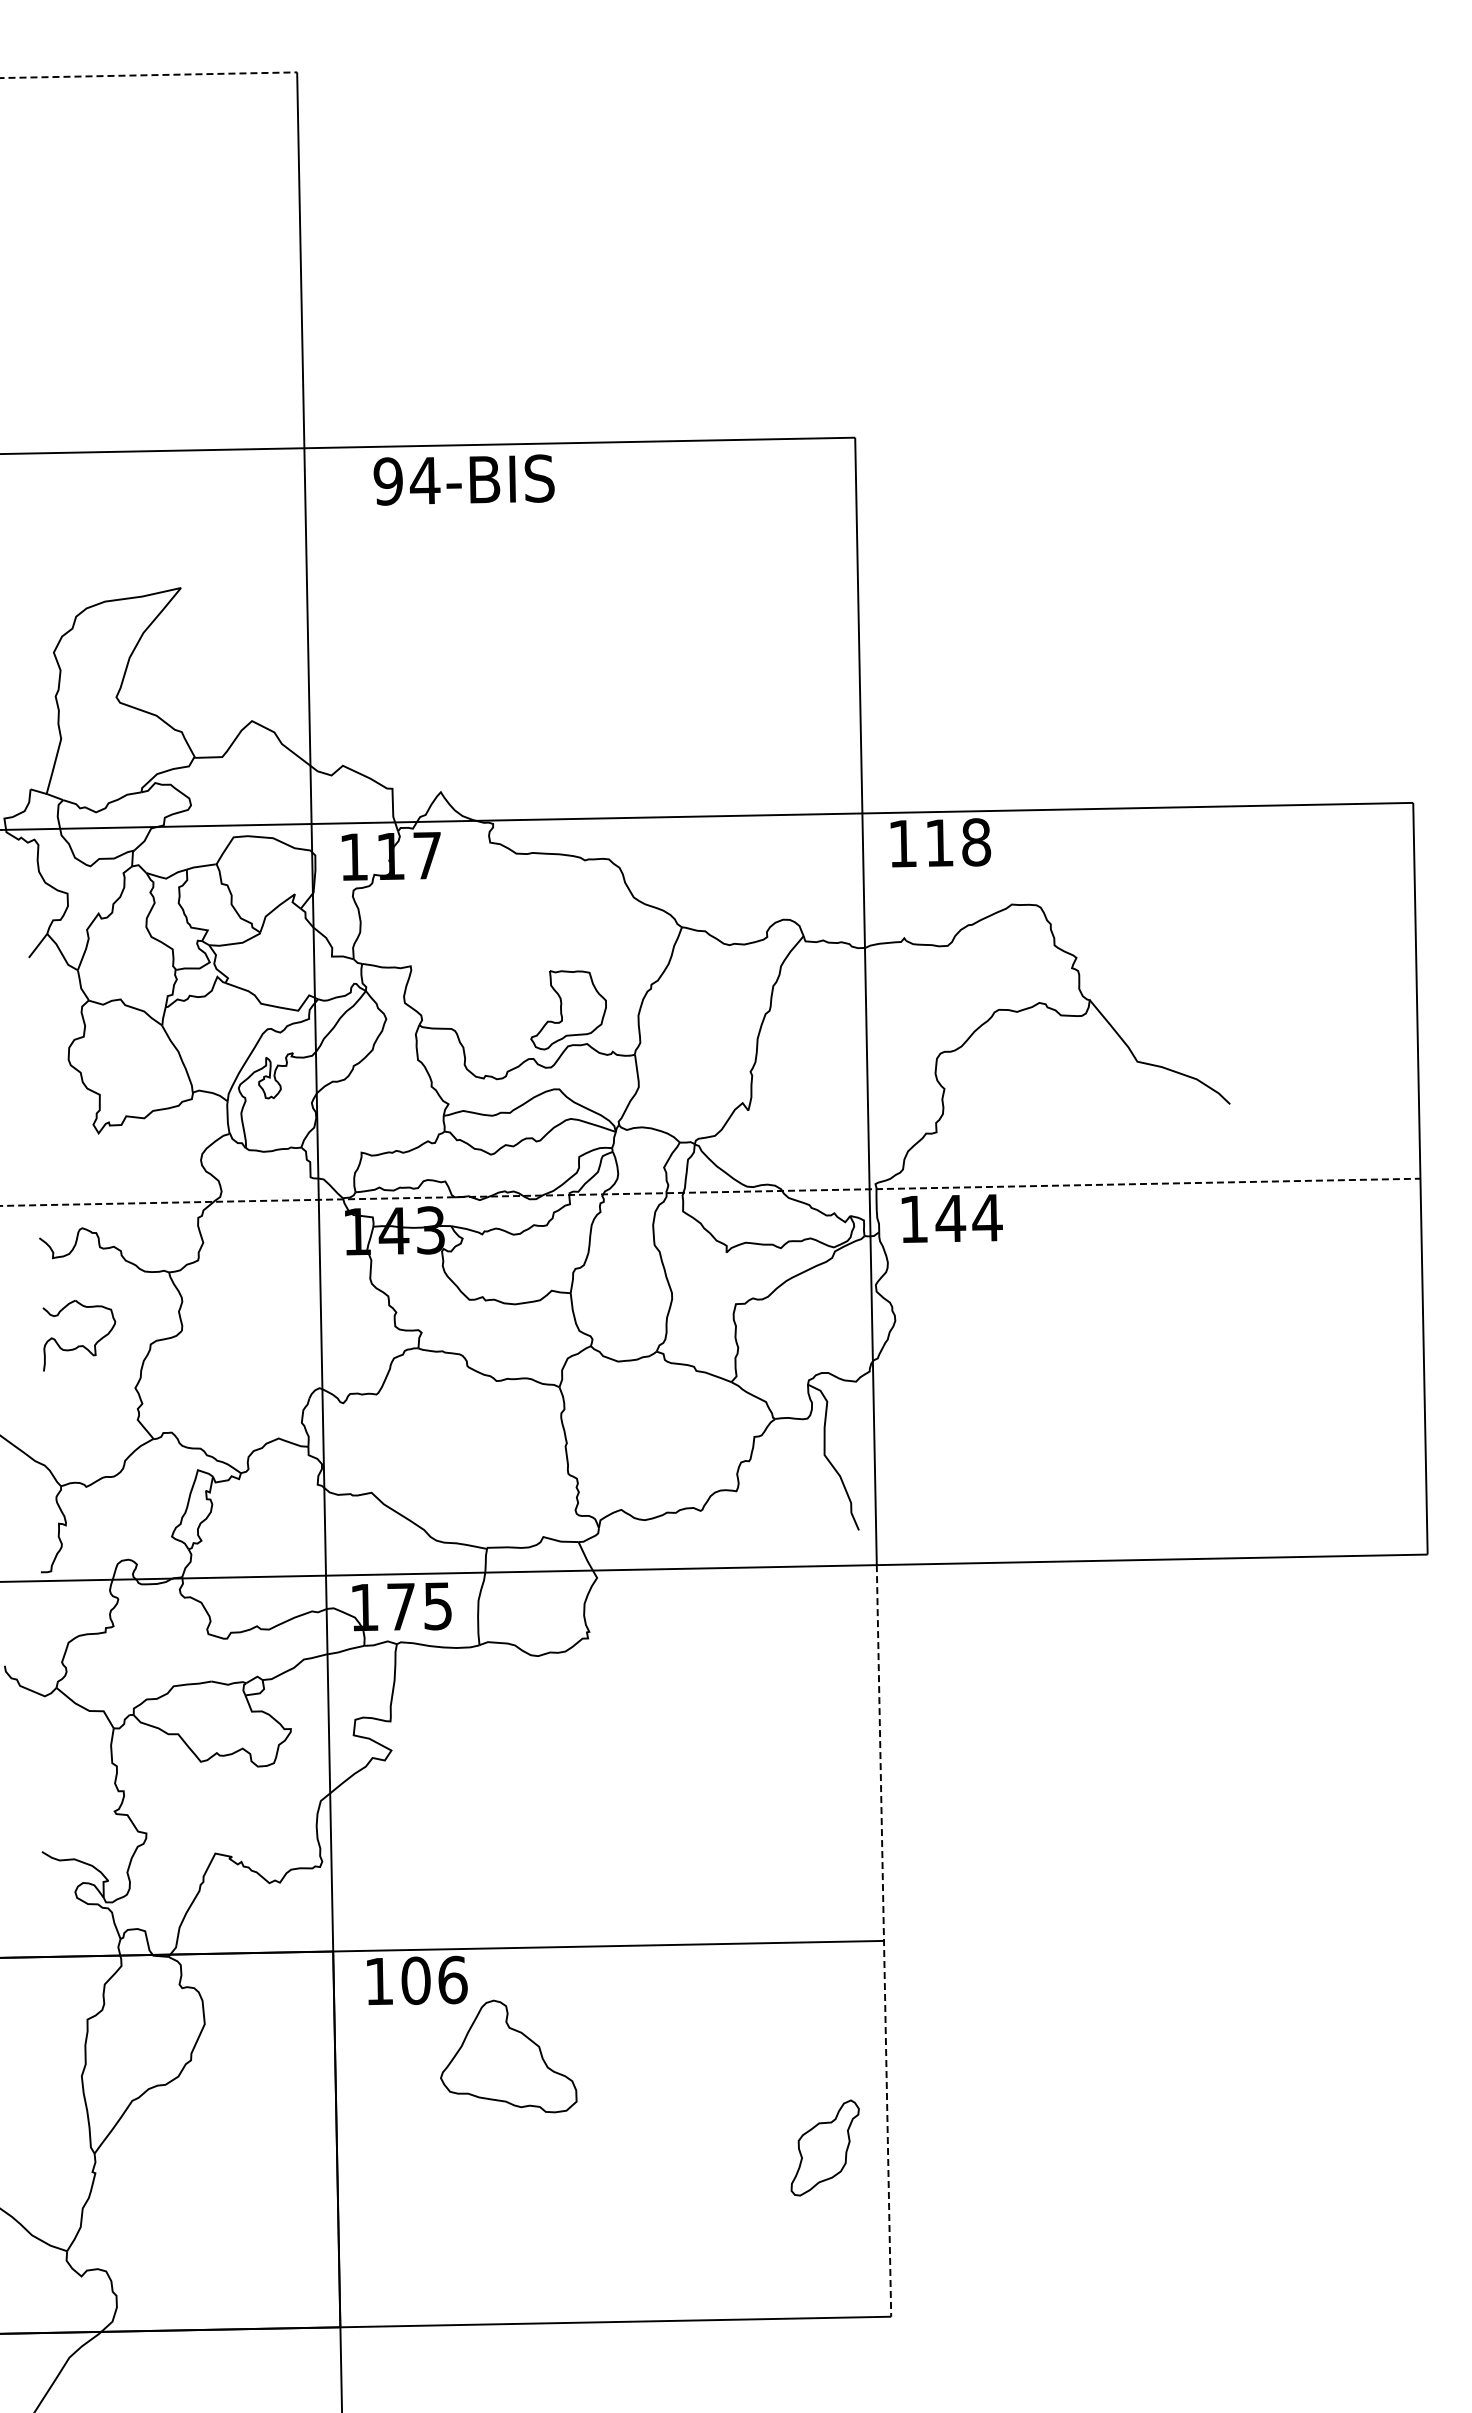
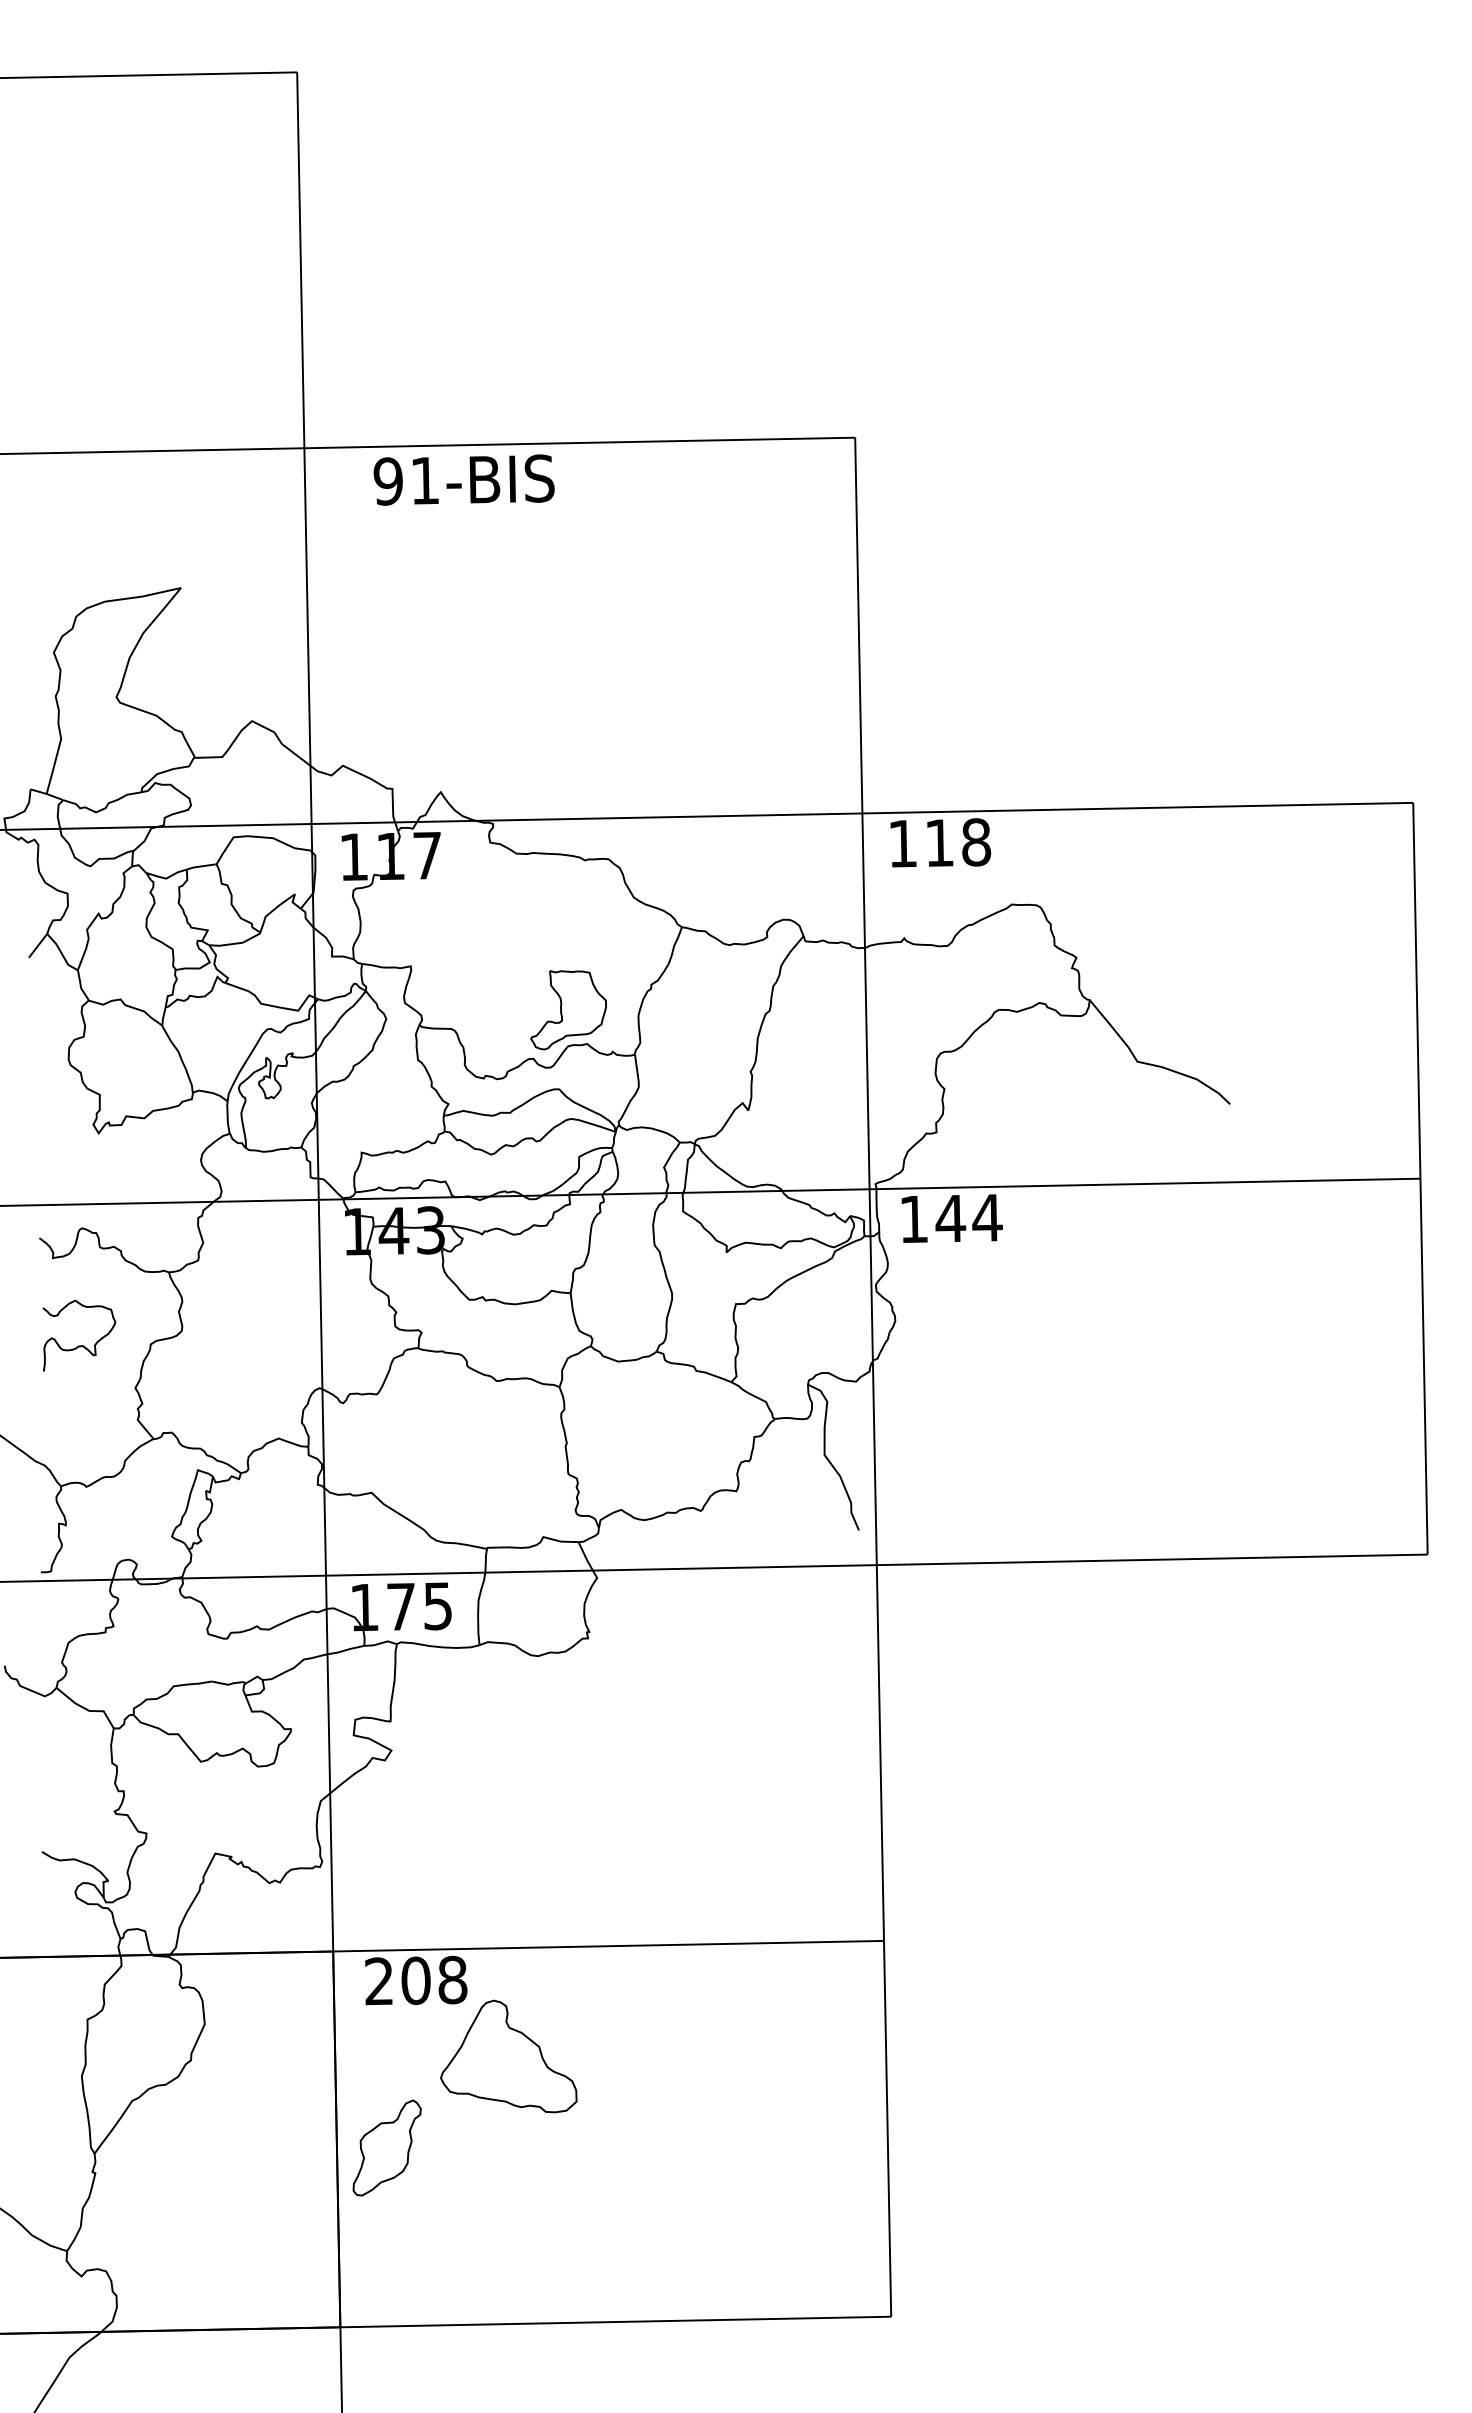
line: dashed -> solid (149, 75)
text: 94-BIS -> 91-BIS (424, 480)
line: dashed -> solid (710, 1192)
line: dashed -> solid (884, 1940)
text: 106 -> 208 (416, 1980)
part position: (824, 2147) -> (386, 2147) (386, 2147)
